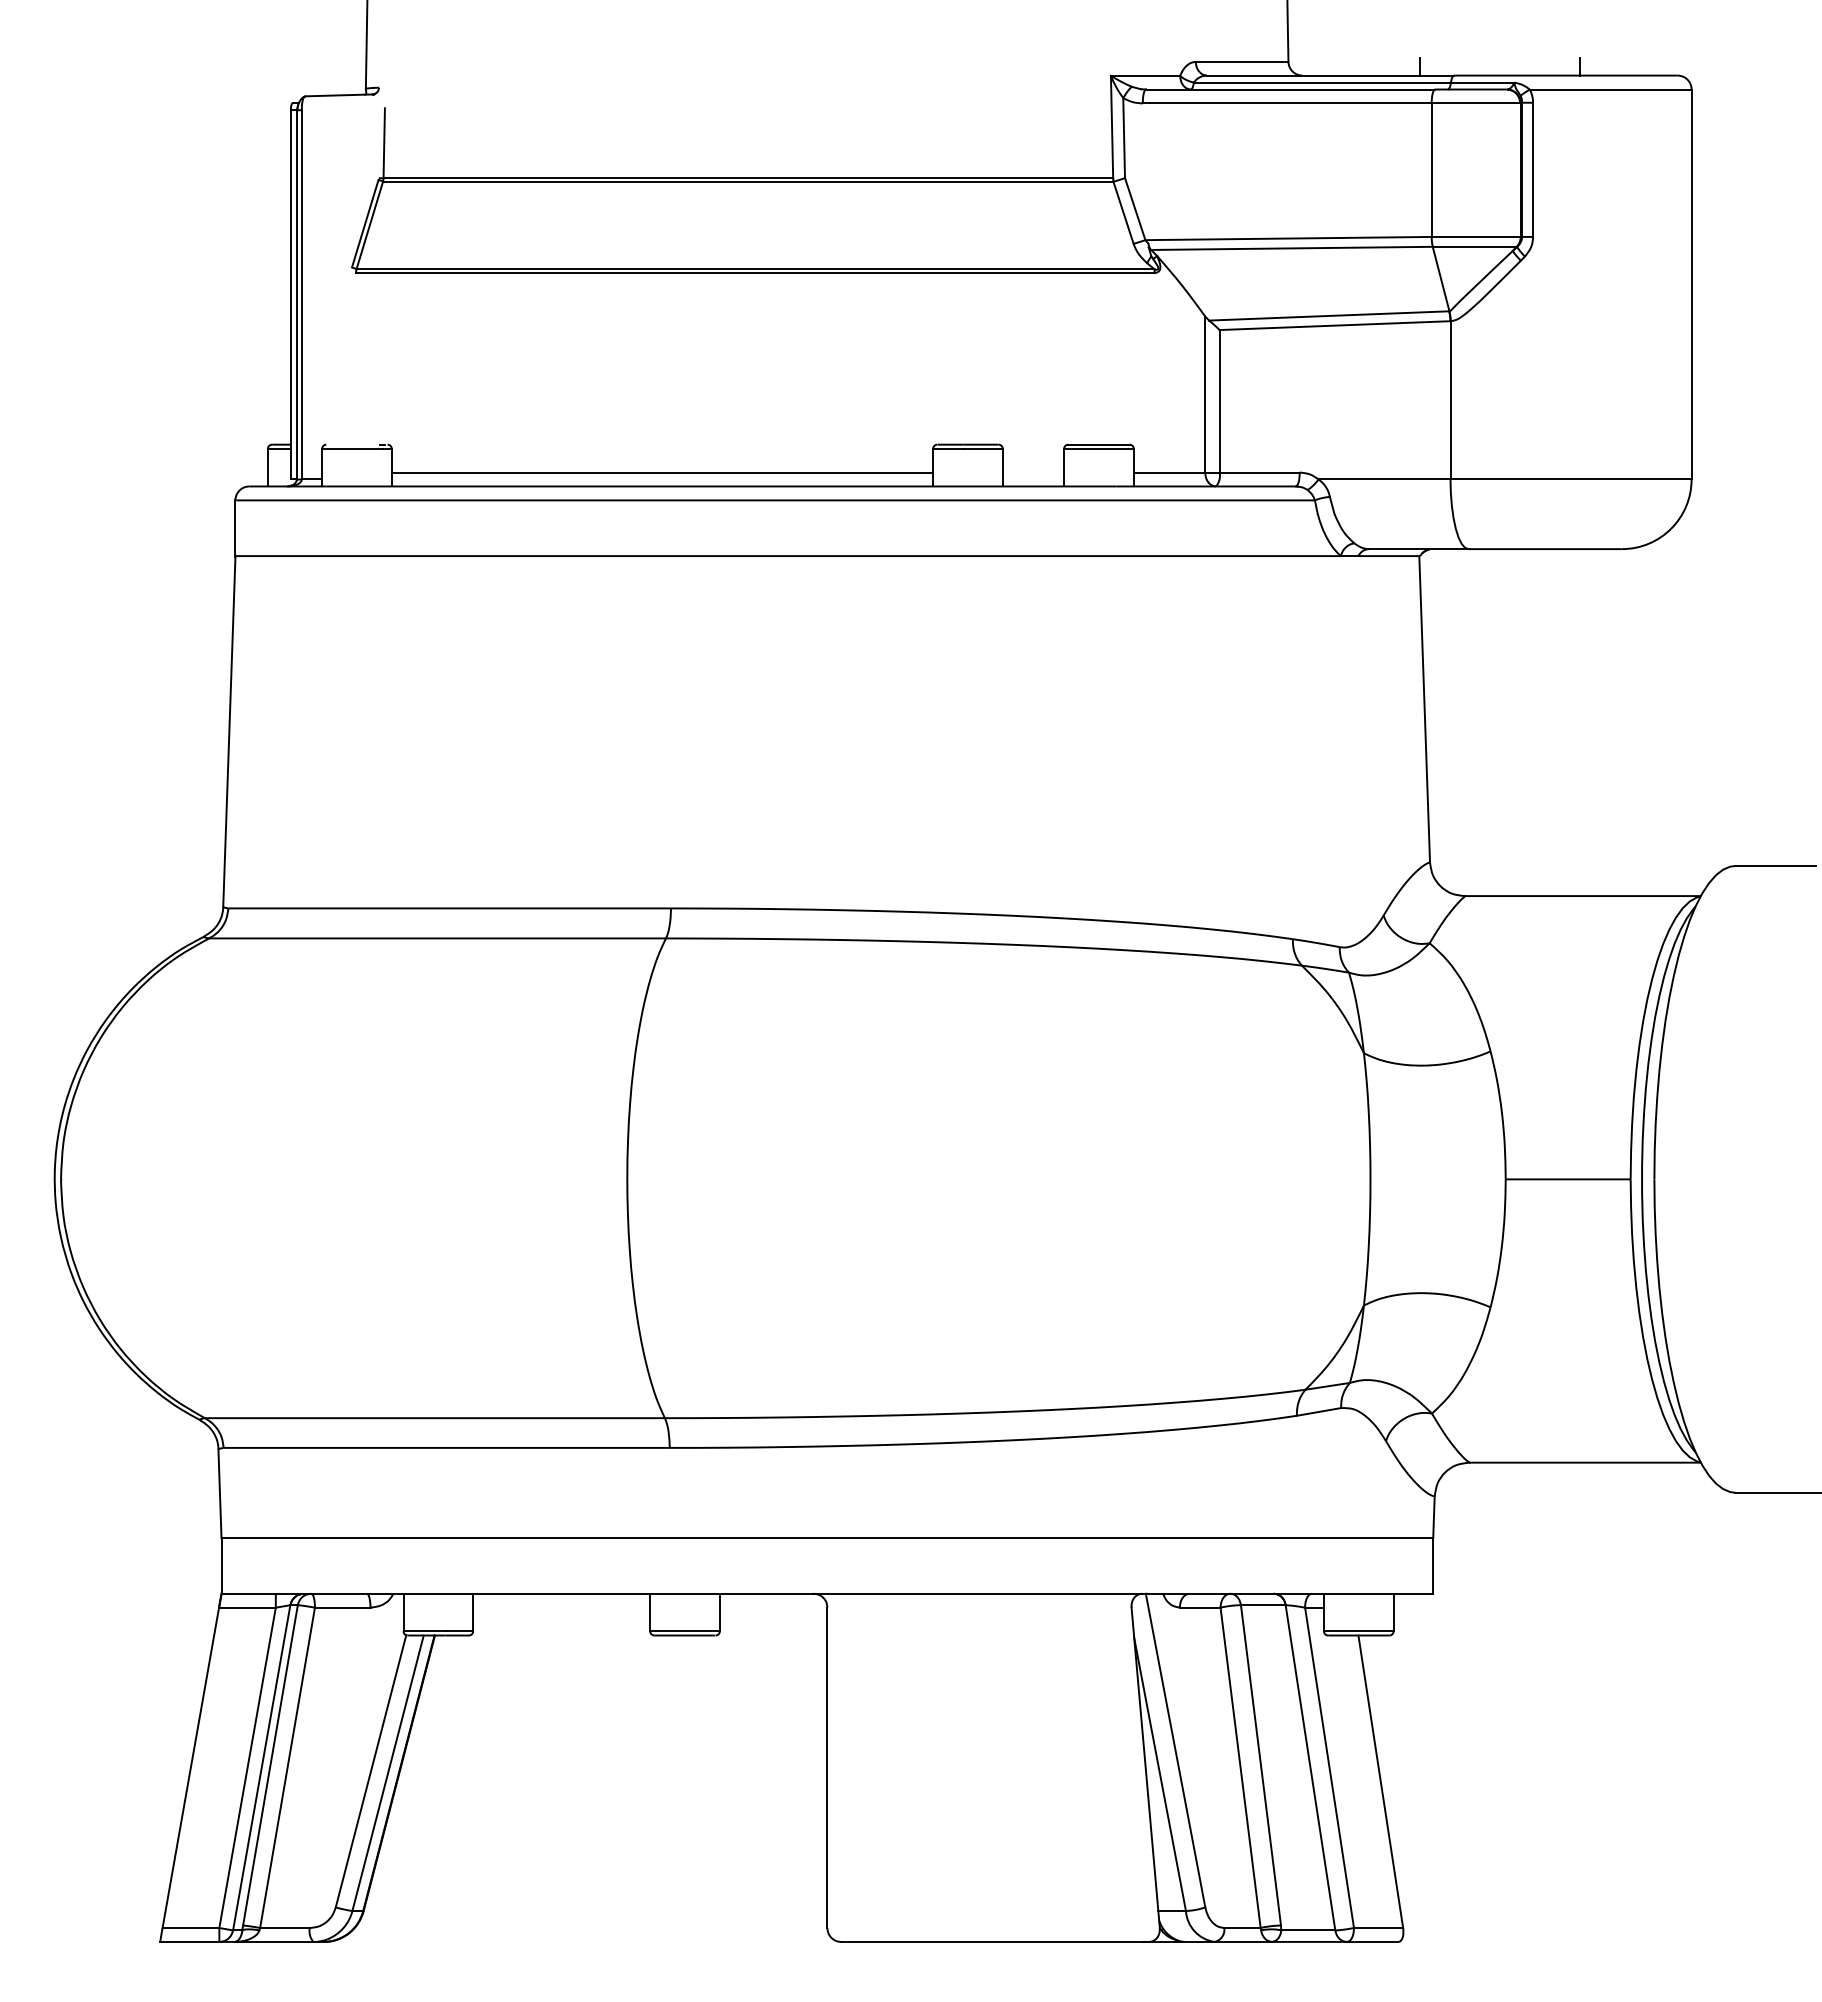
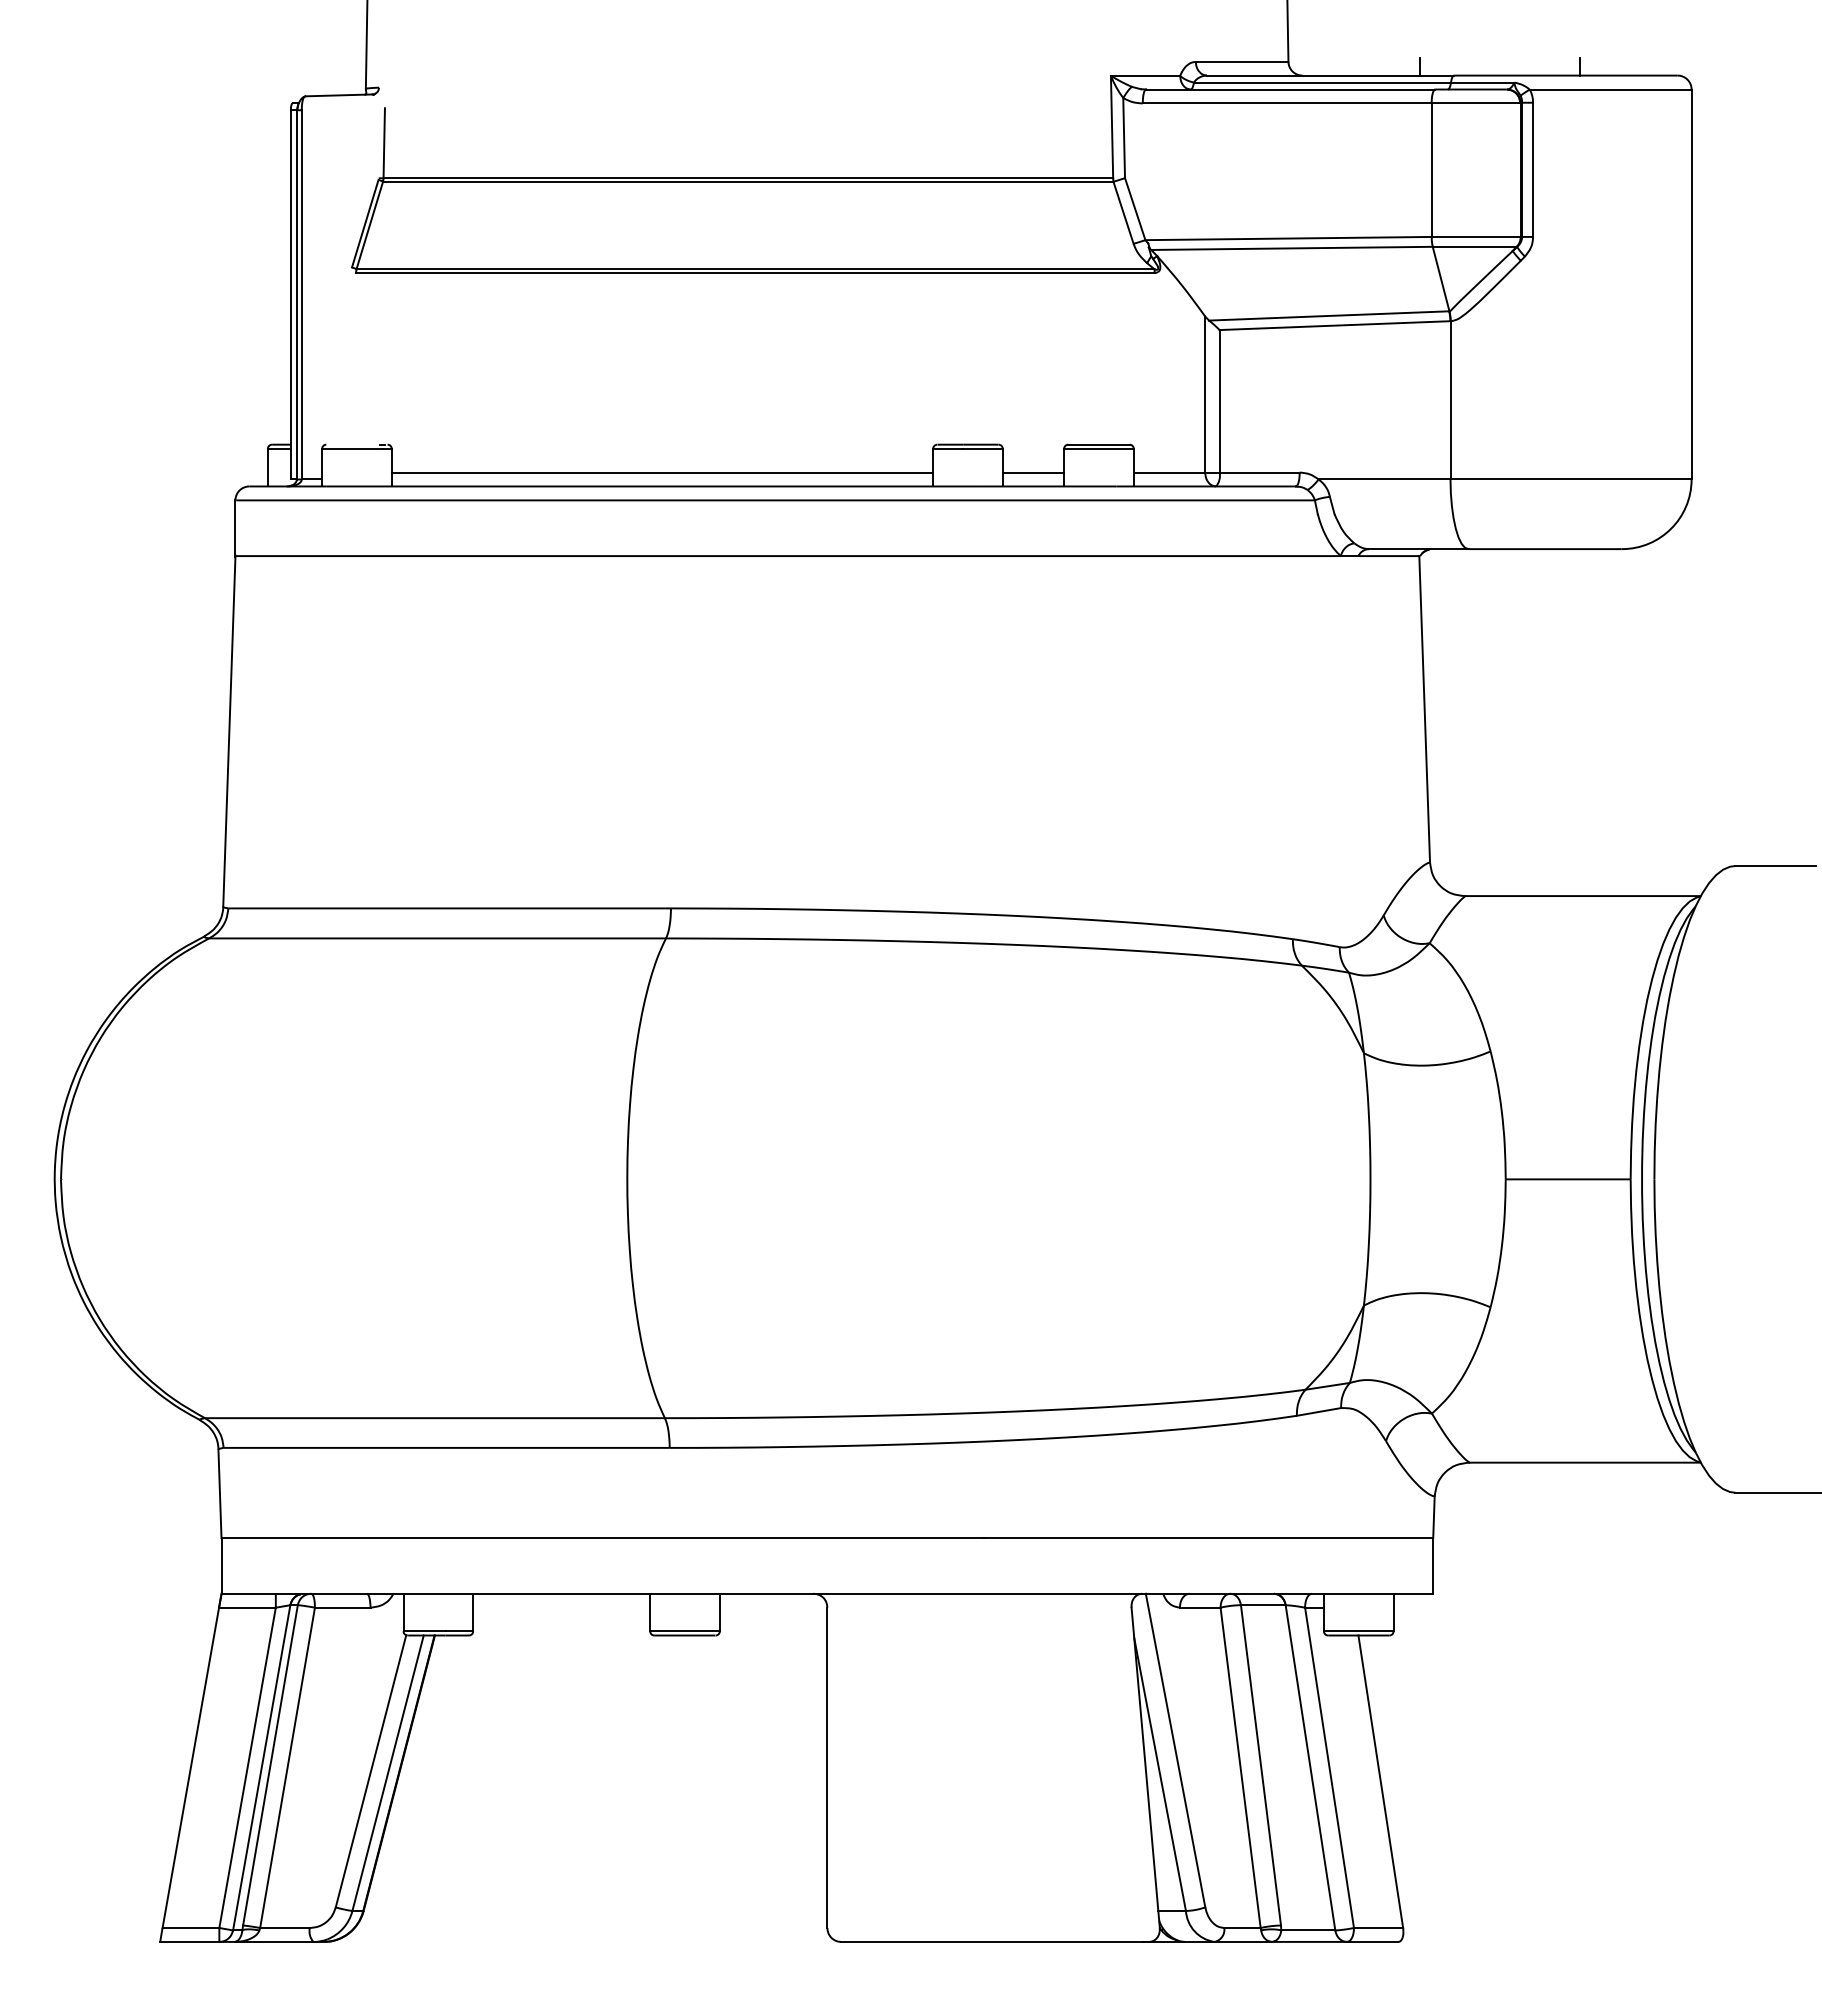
line: none -> present (1033, 472)
